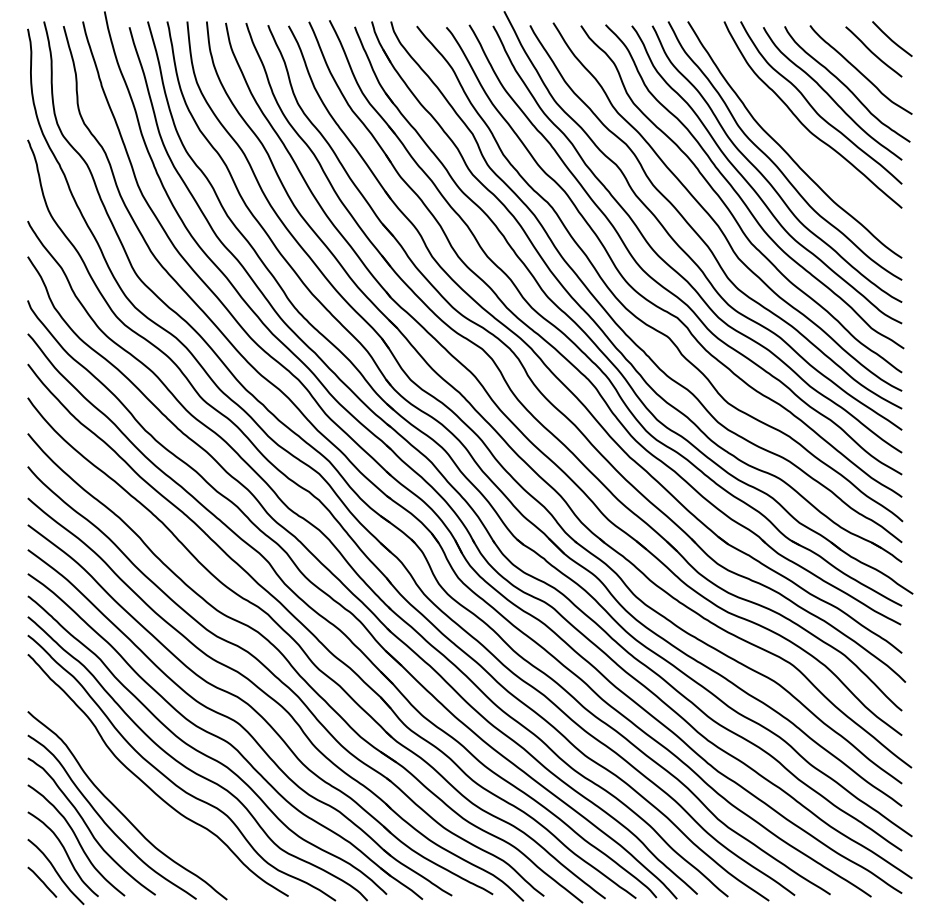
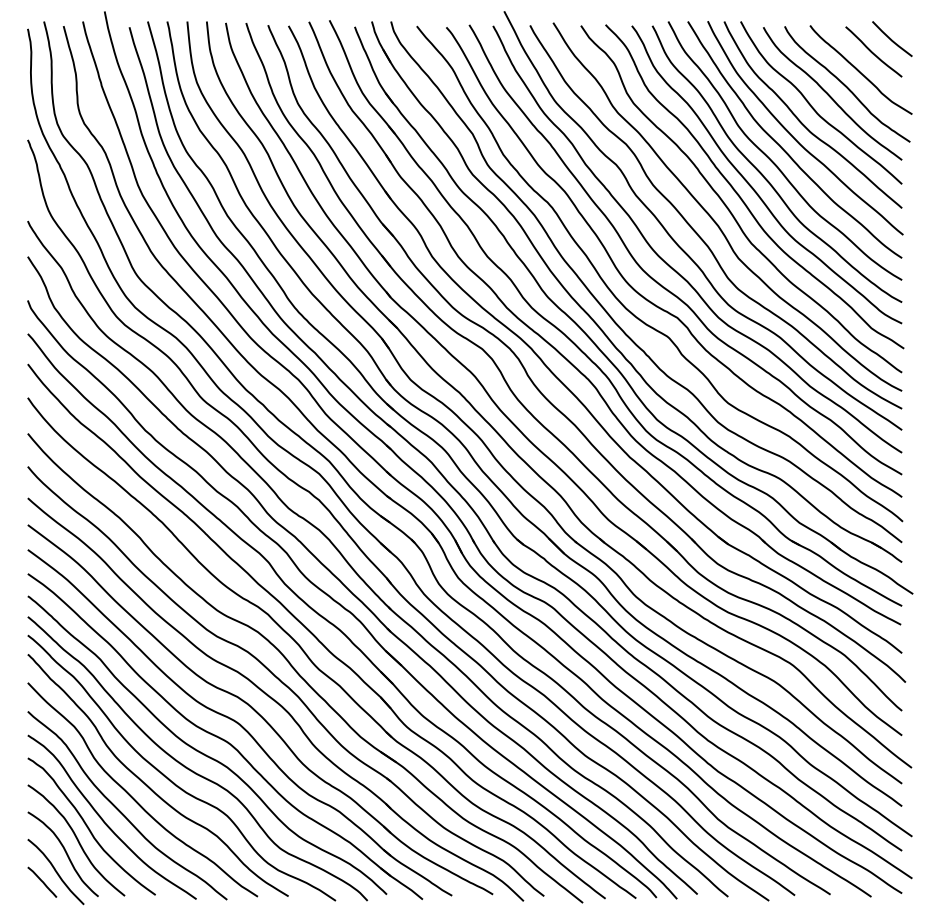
curve: none -> present (795, 138)
curve: none -> present (133, 797)
